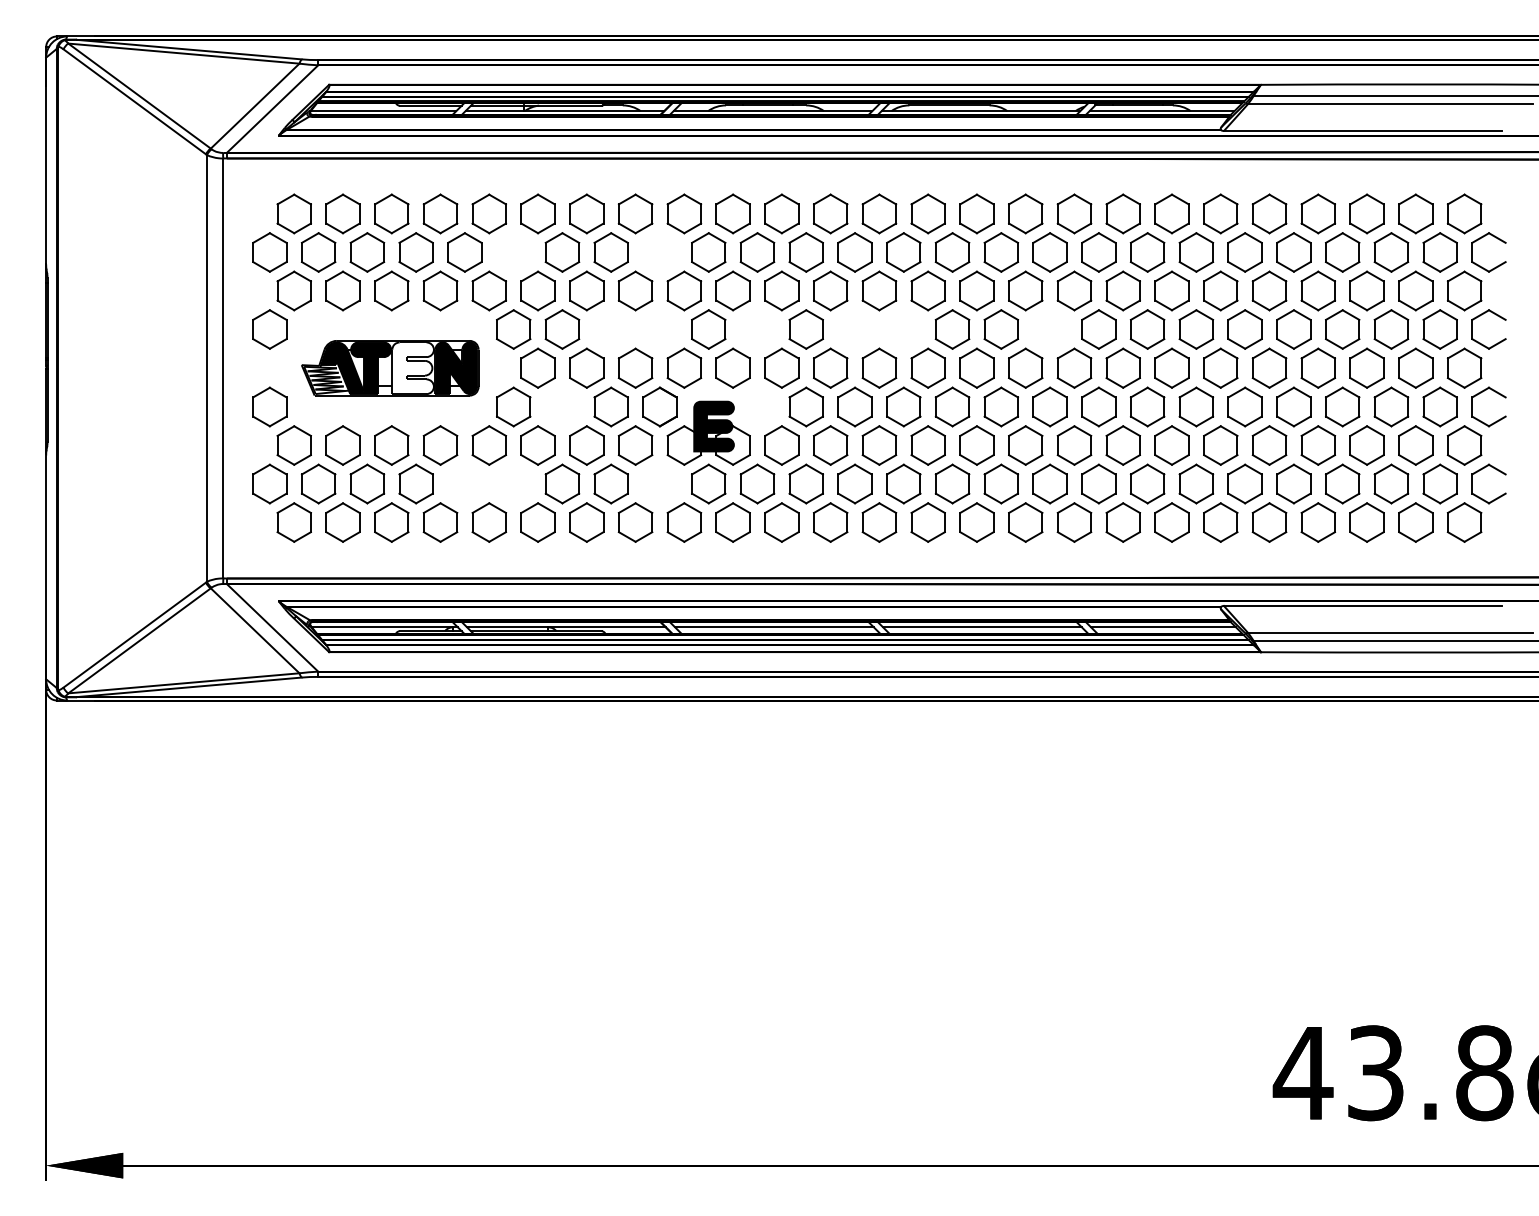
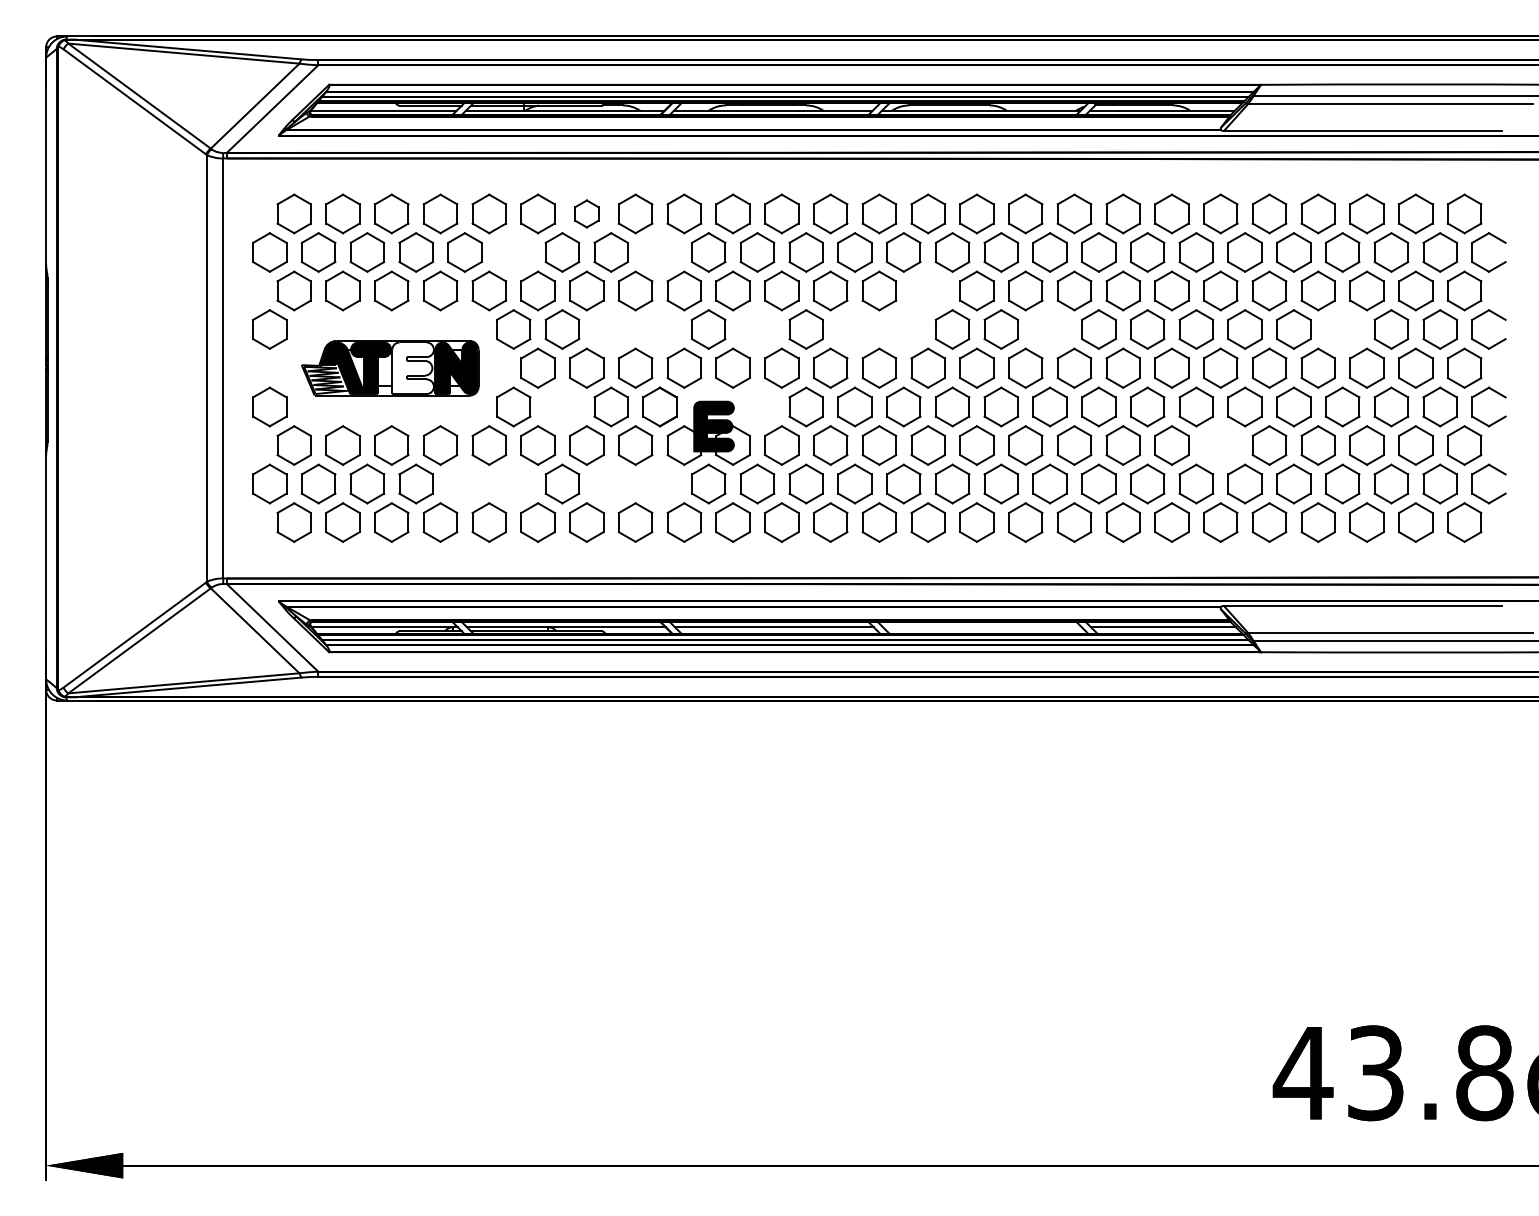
part size: 36x42 px -> 26x30 px (586, 213)
part: present -> none (927, 290)
part: present -> none (1342, 329)
part: present -> none (1220, 445)
part: present -> none (610, 483)
line: present -> none (982, 627)
